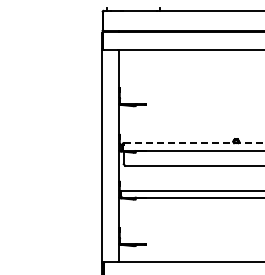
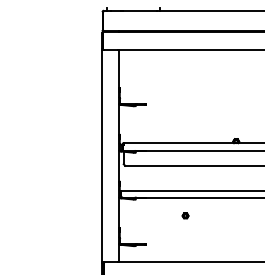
line: dashed -> solid (194, 143)
part: none -> present (185, 215)
